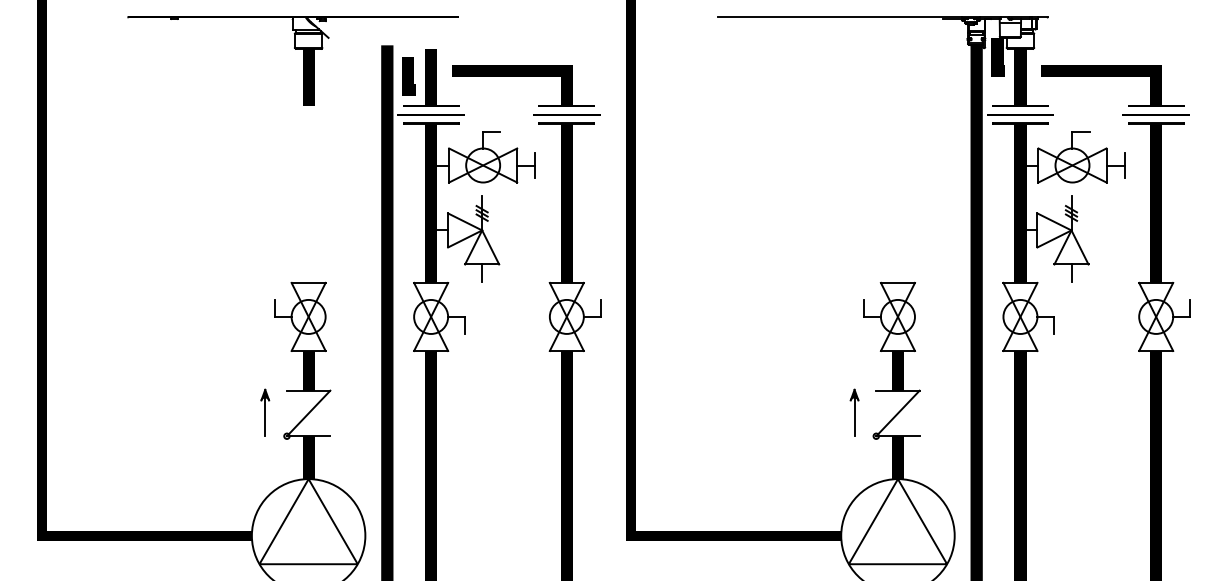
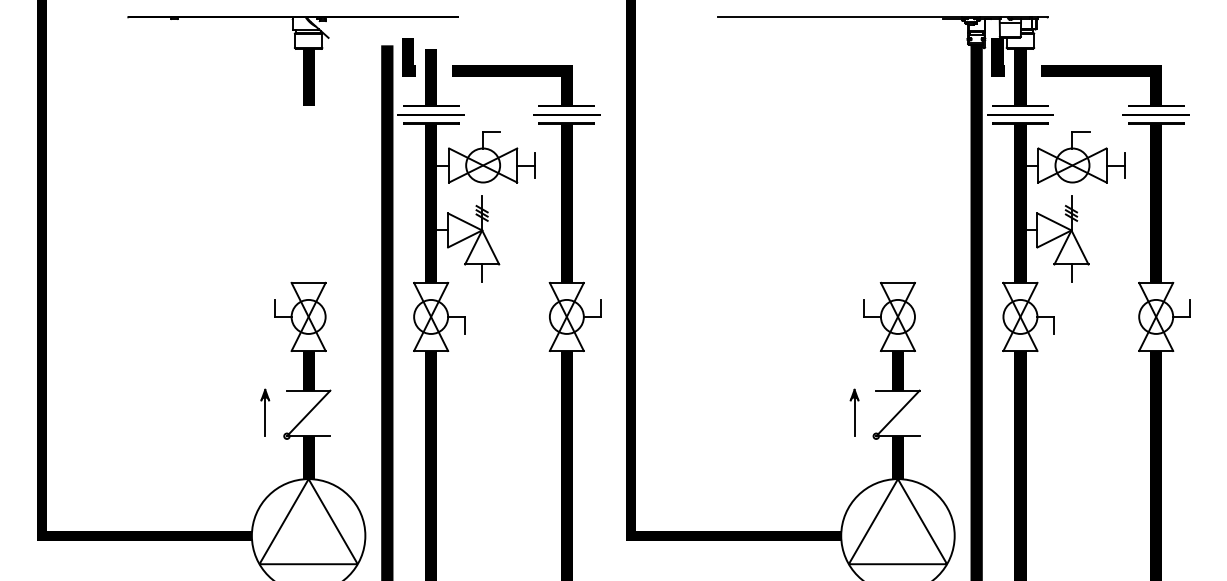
line position: (408, 76) -> (408, 57) (408, 57)
